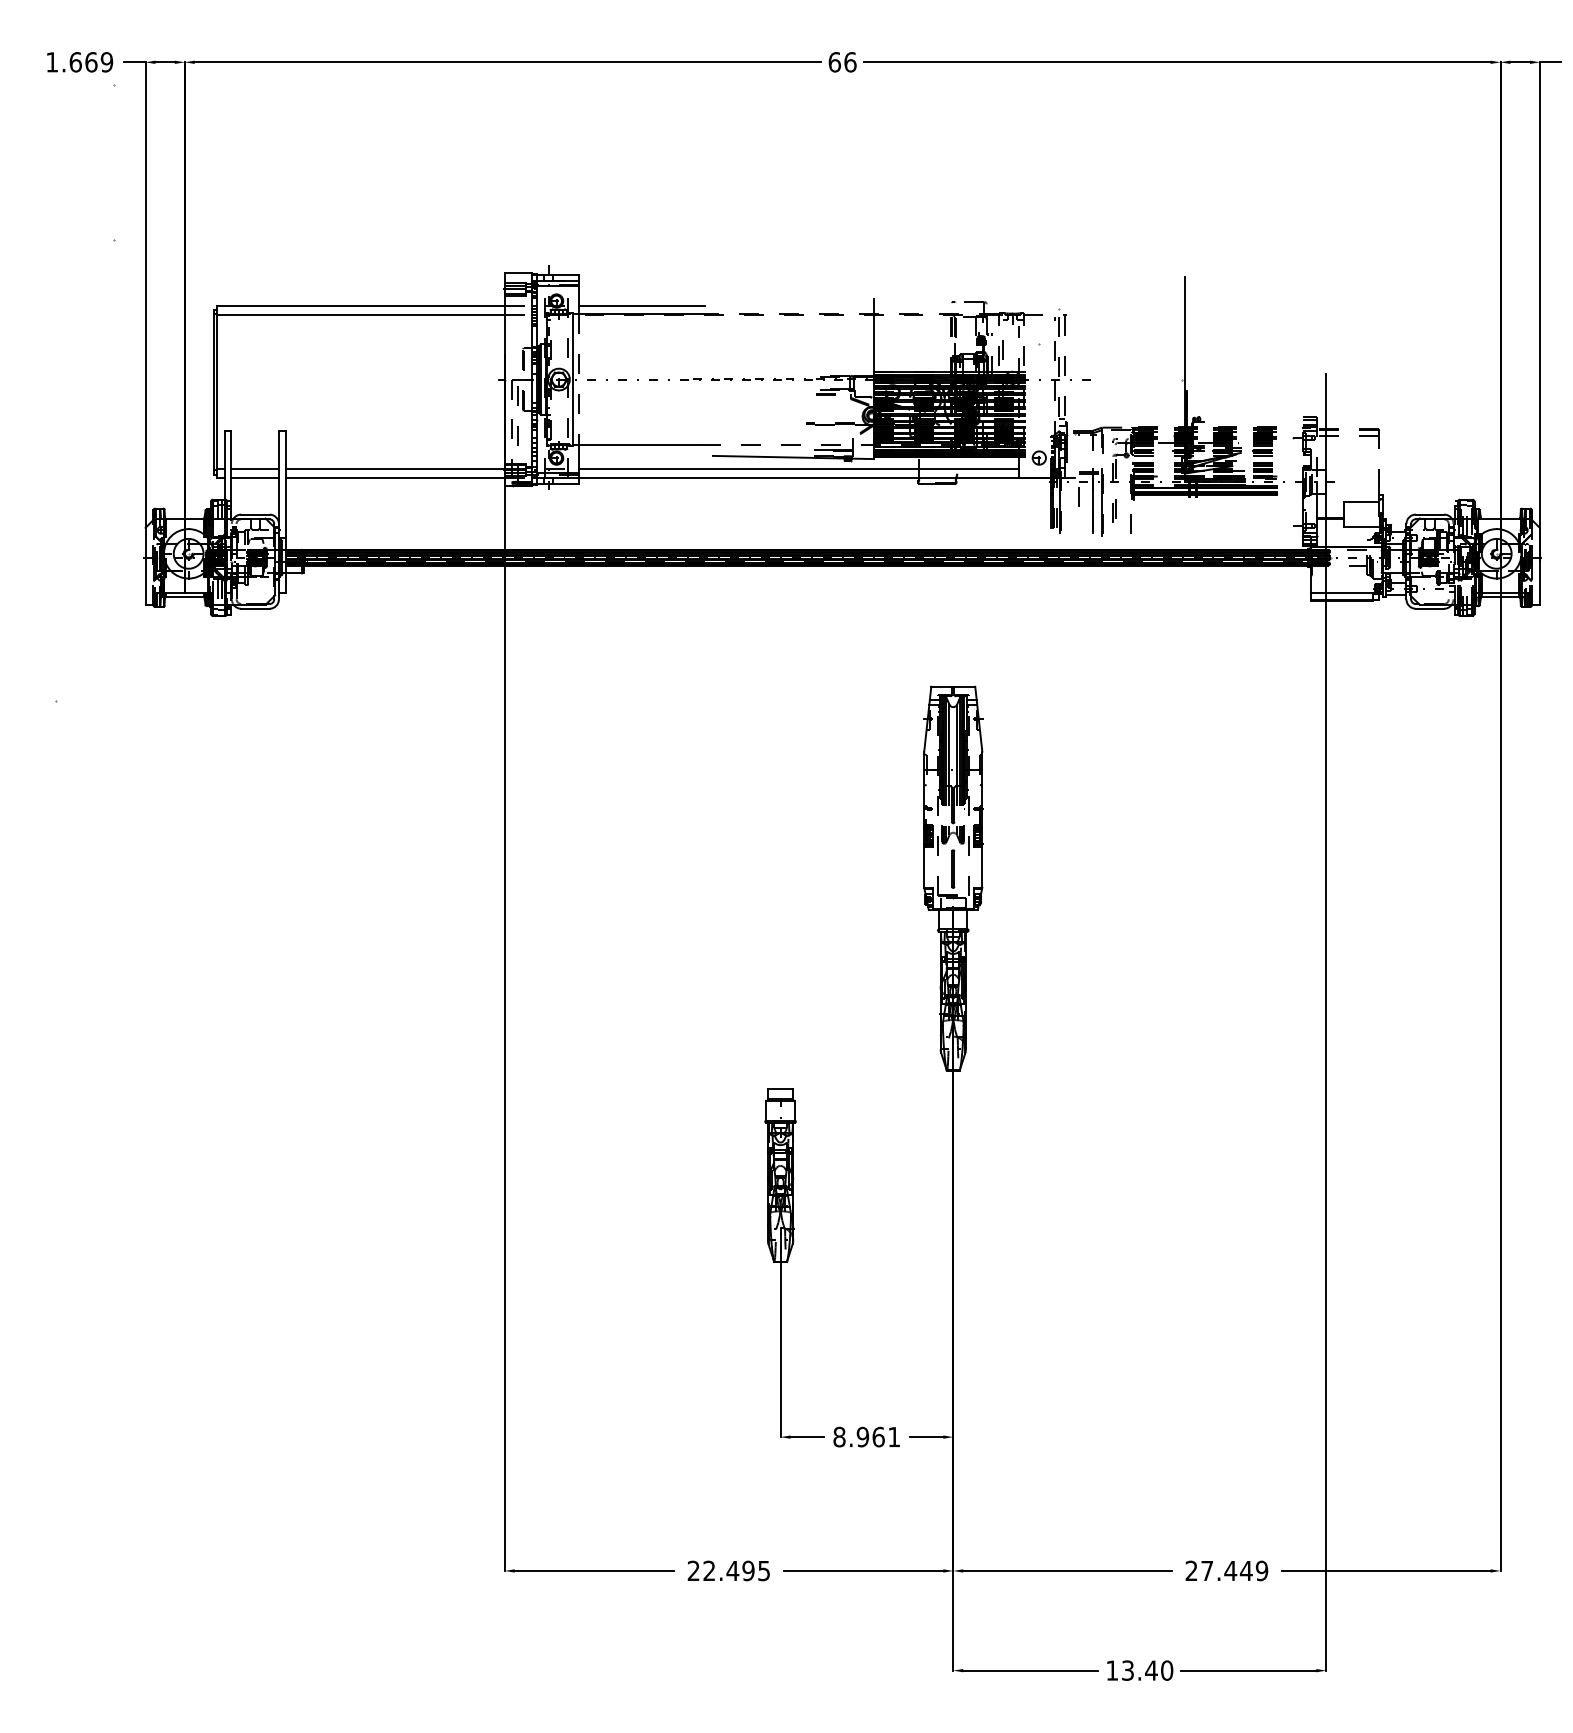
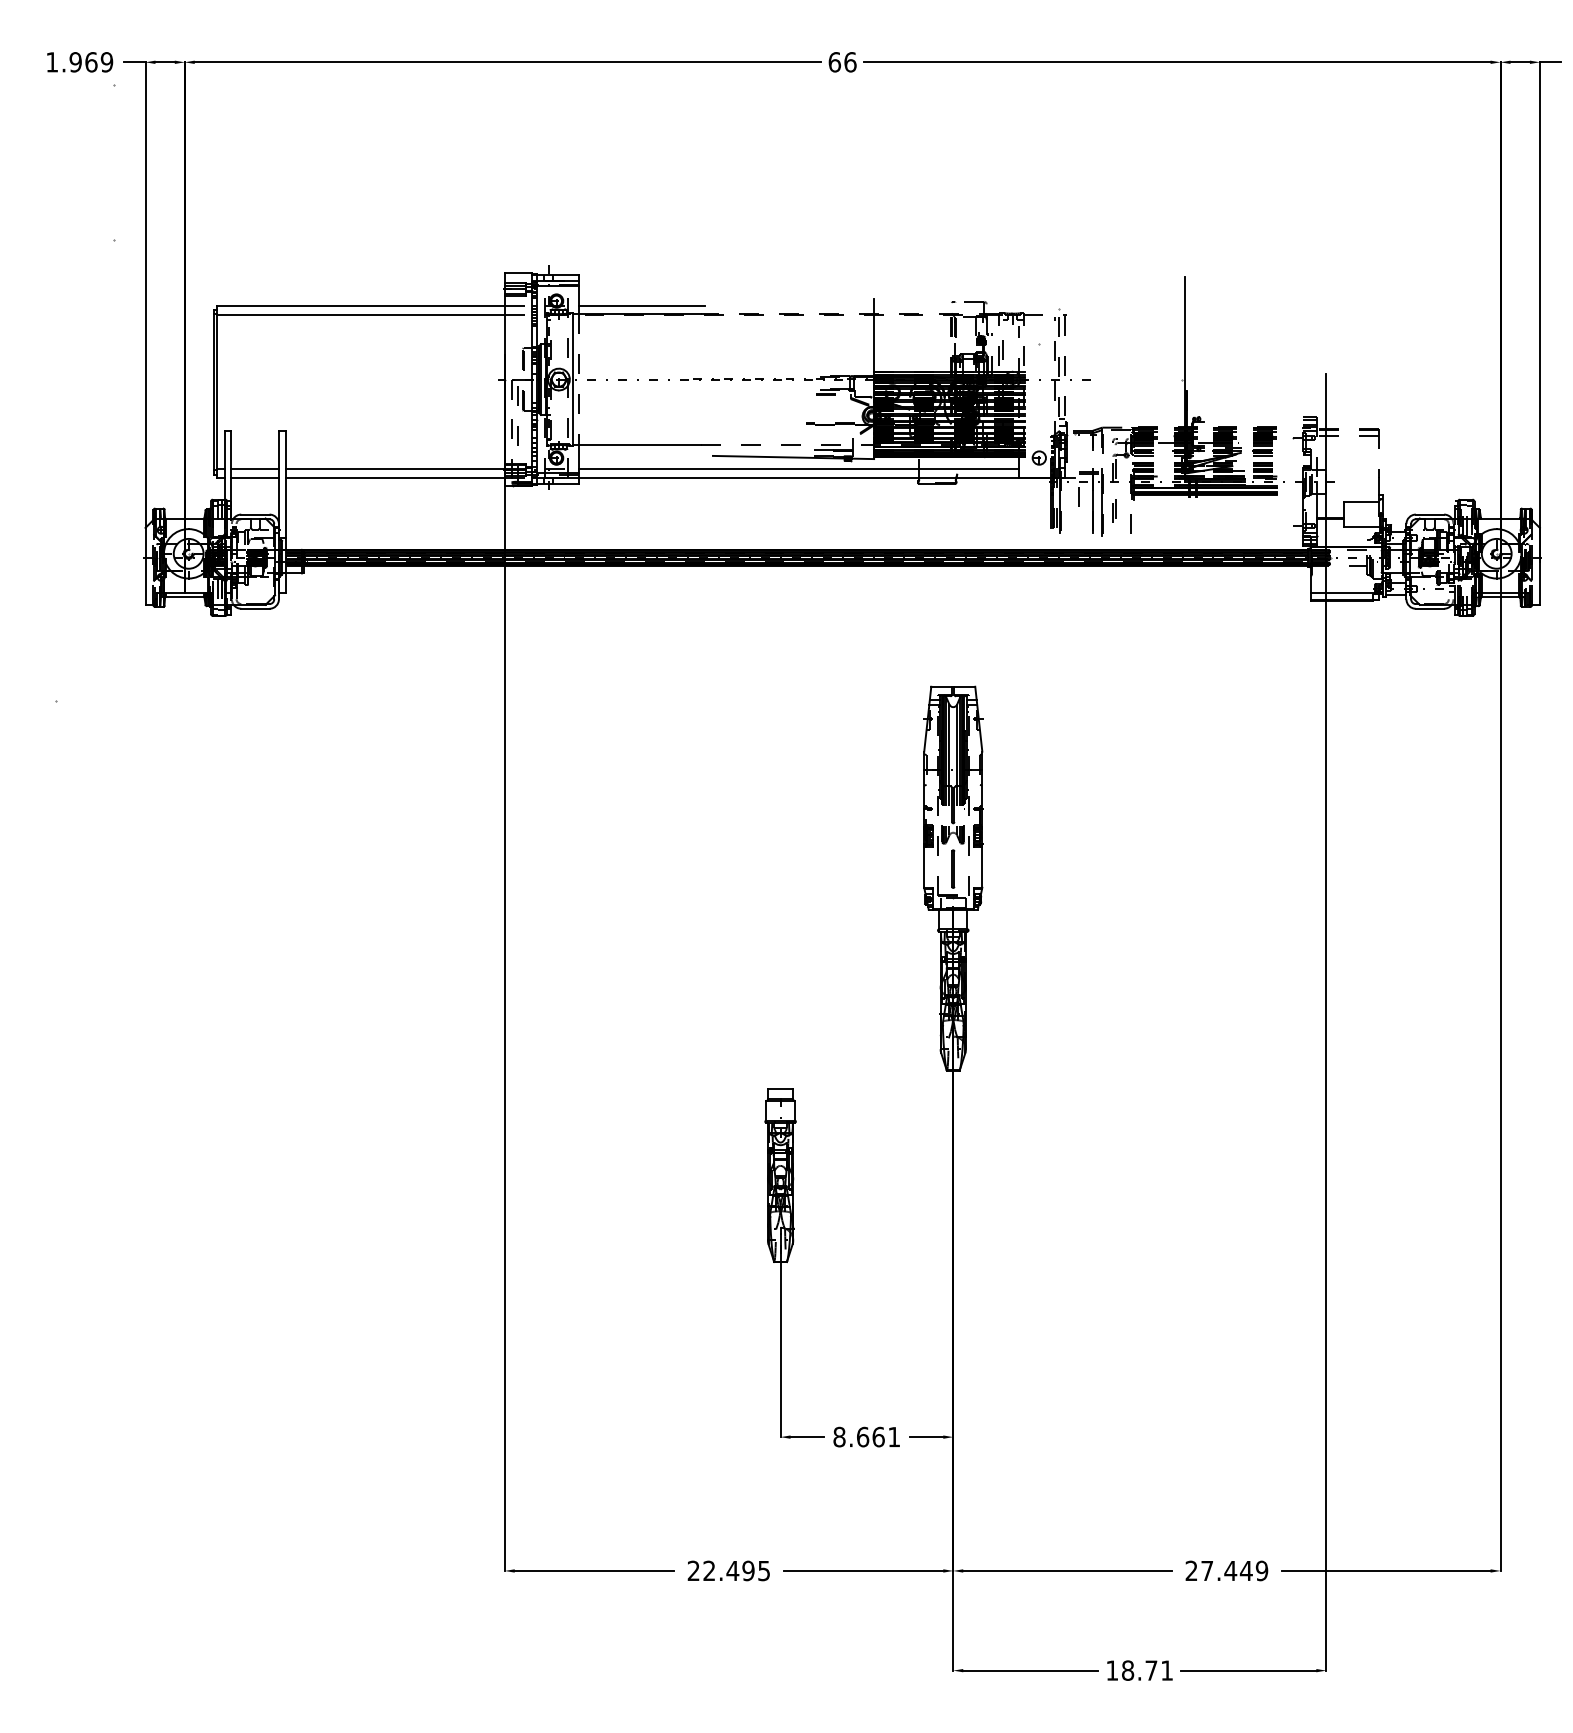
text: 1.669 -> 1.969 (75, 62)
text: 8.961 -> 8.661 (862, 1436)
text: 13.40 -> 18.71 (1147, 1670)
